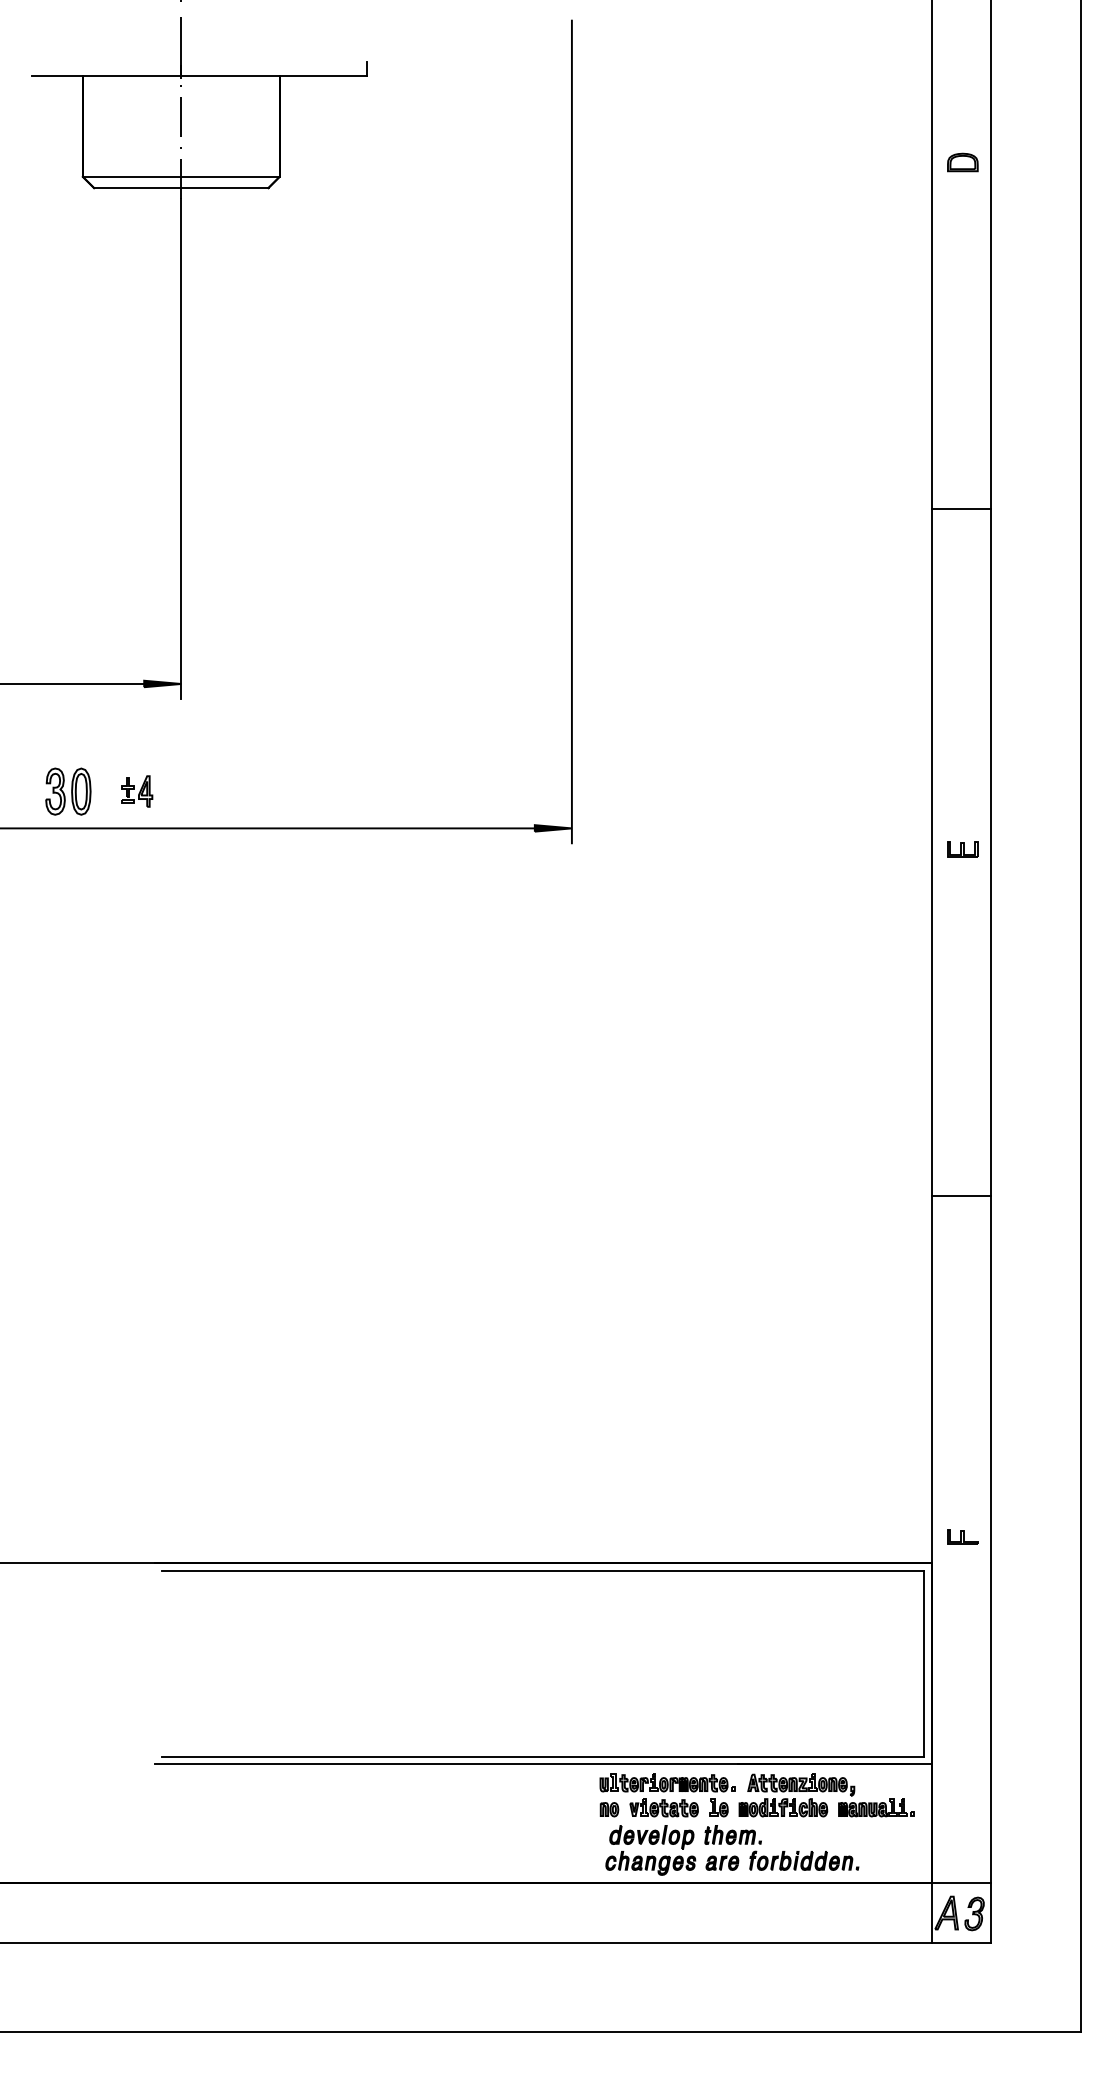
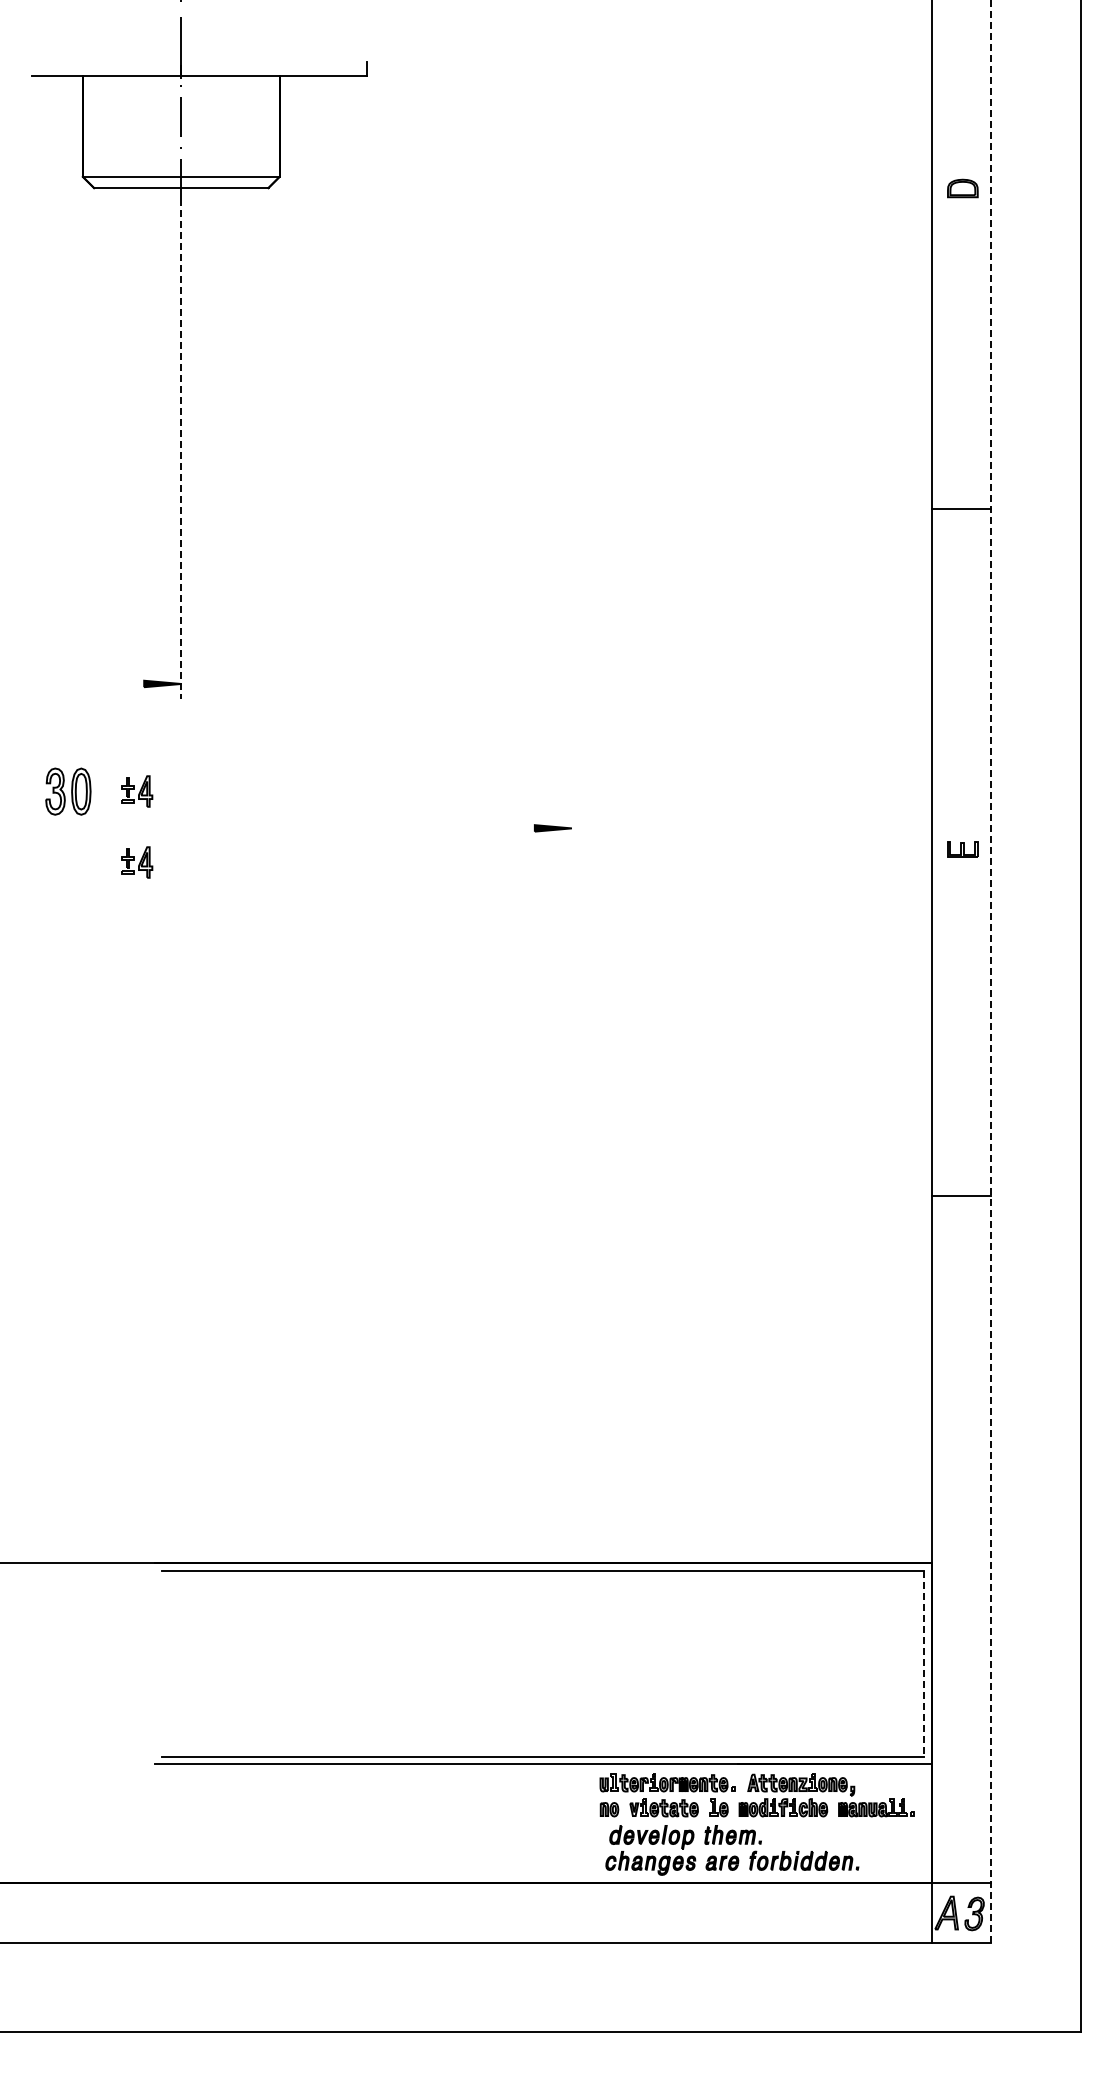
part position: (962, 162) -> (962, 188) (962, 188)
line: present -> none (571, 431)
line: solid -> dashed (181, 449)
line: present -> none (73, 683)
line: present -> none (268, 828)
part: none -> present (137, 862)
line: solid -> dashed (991, 971)
part: present -> none (962, 1536)
line: solid -> dashed (924, 1664)
